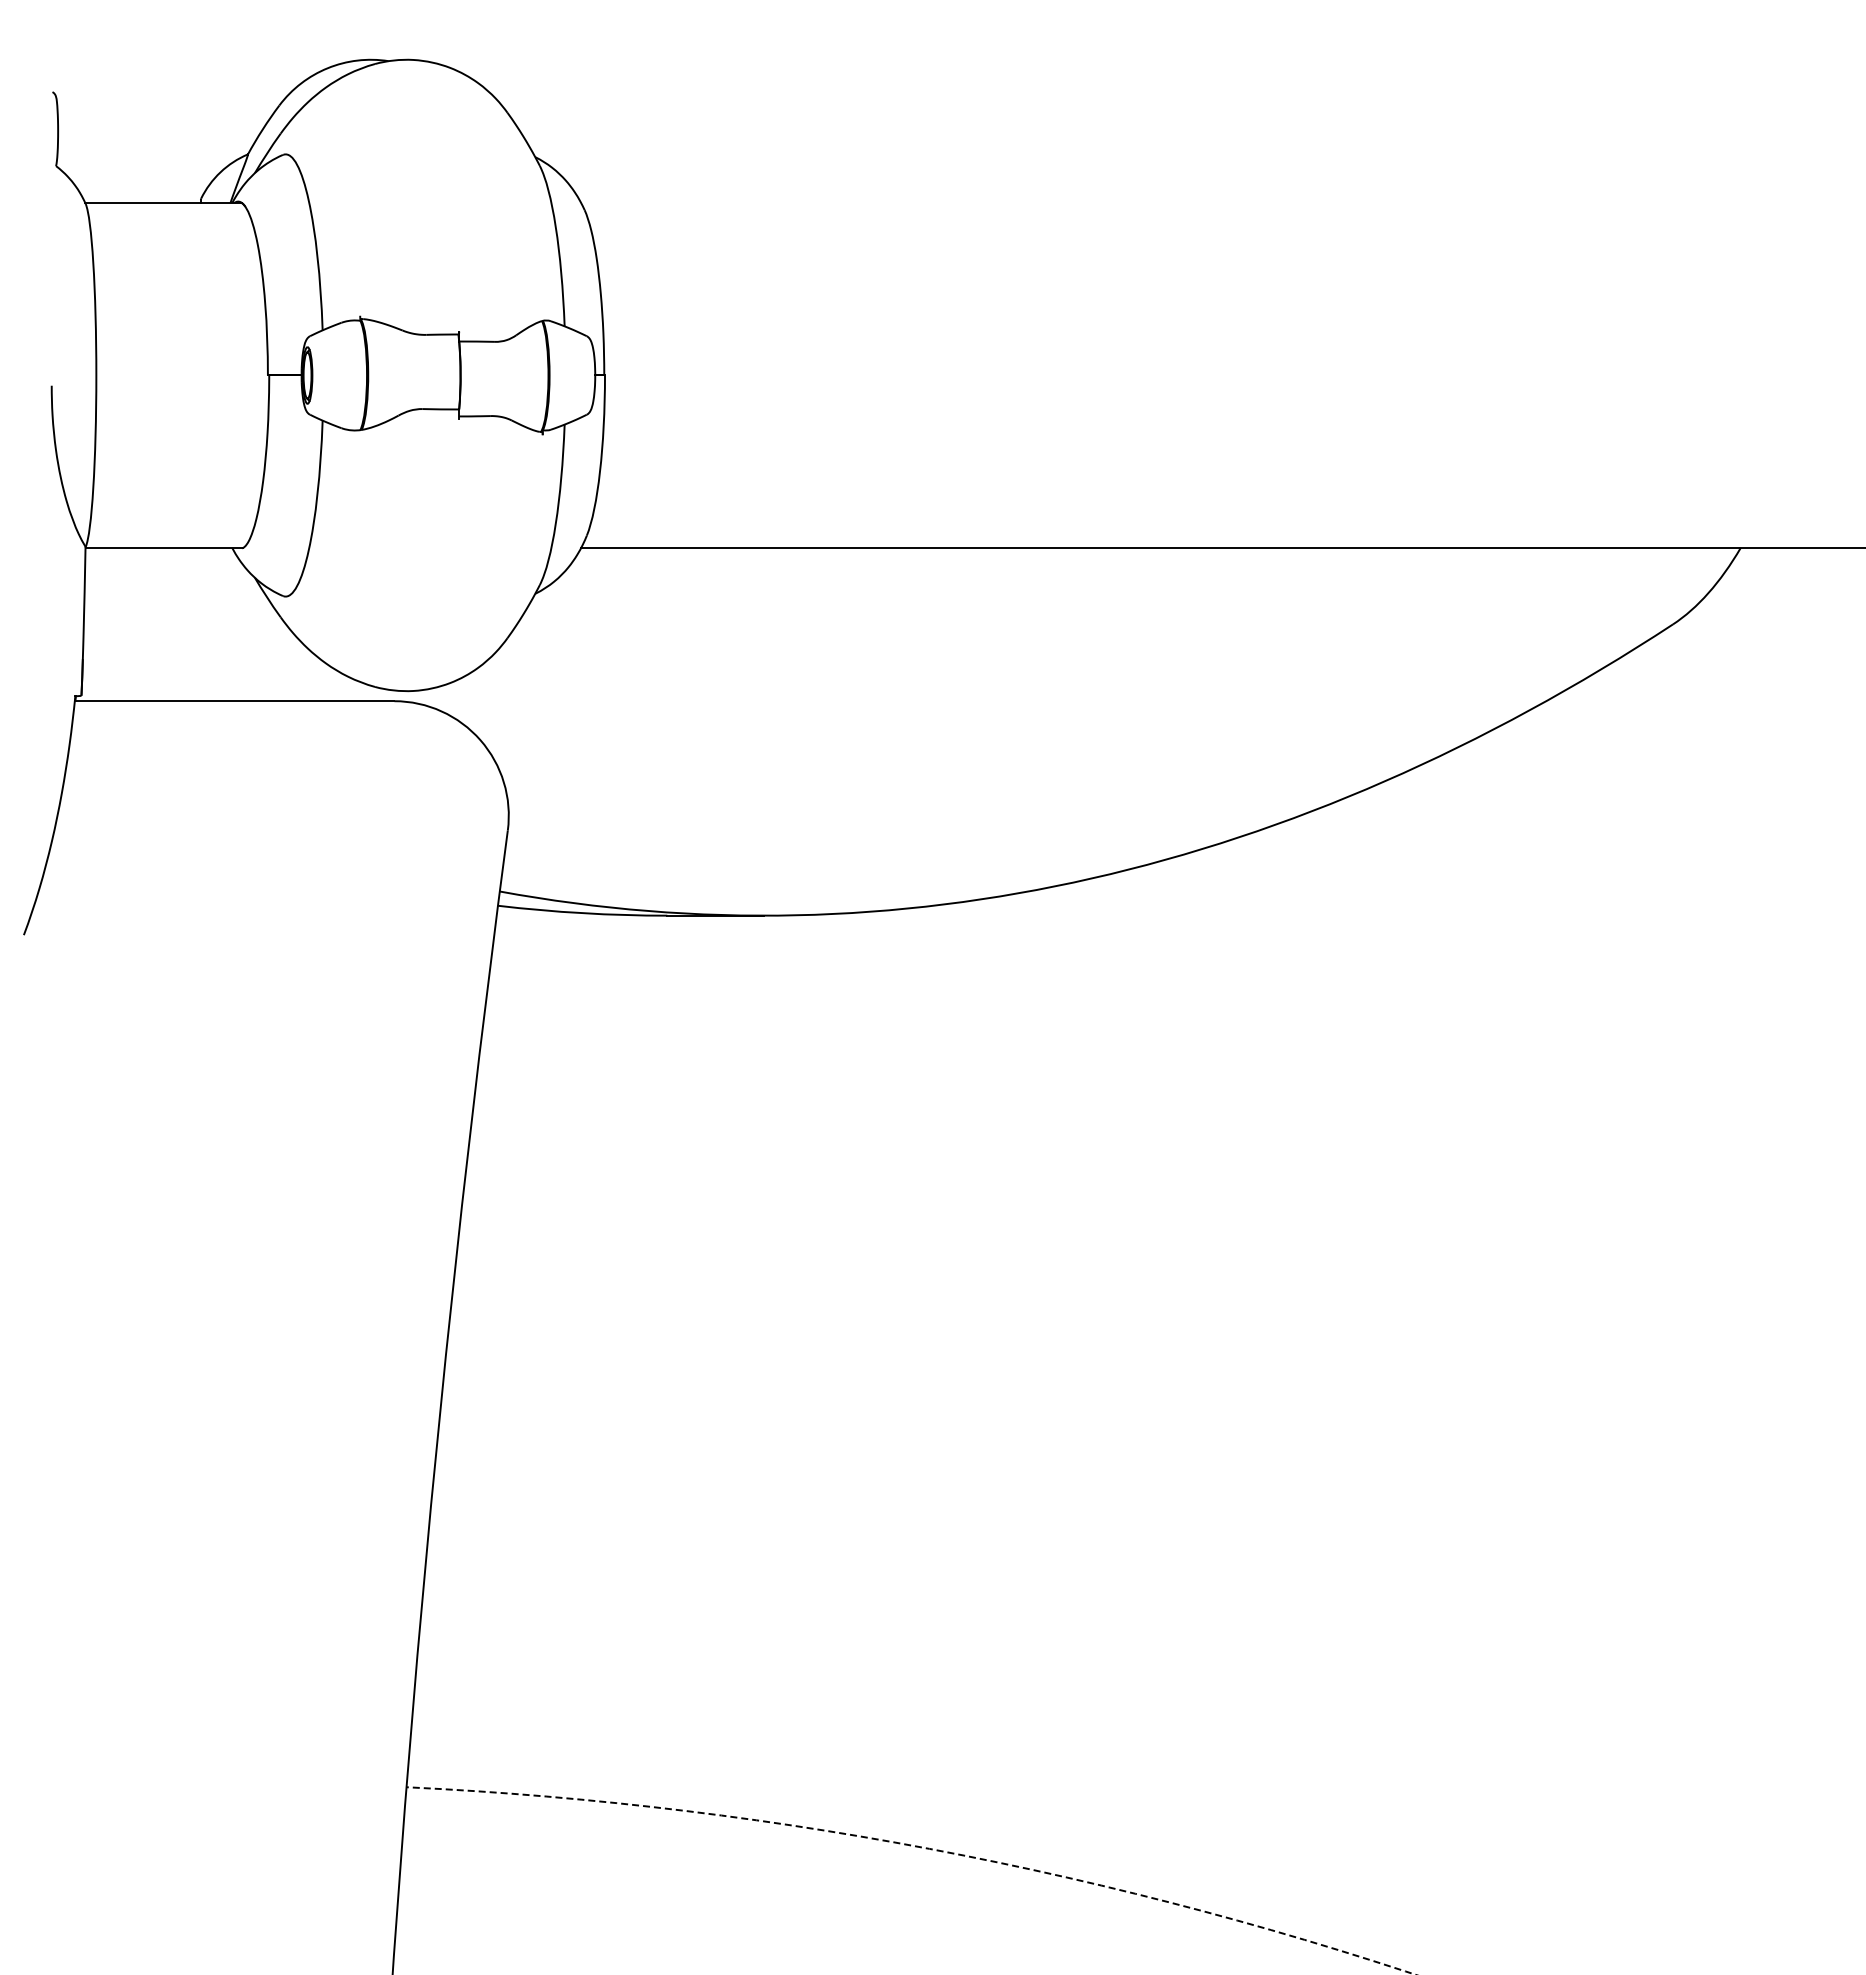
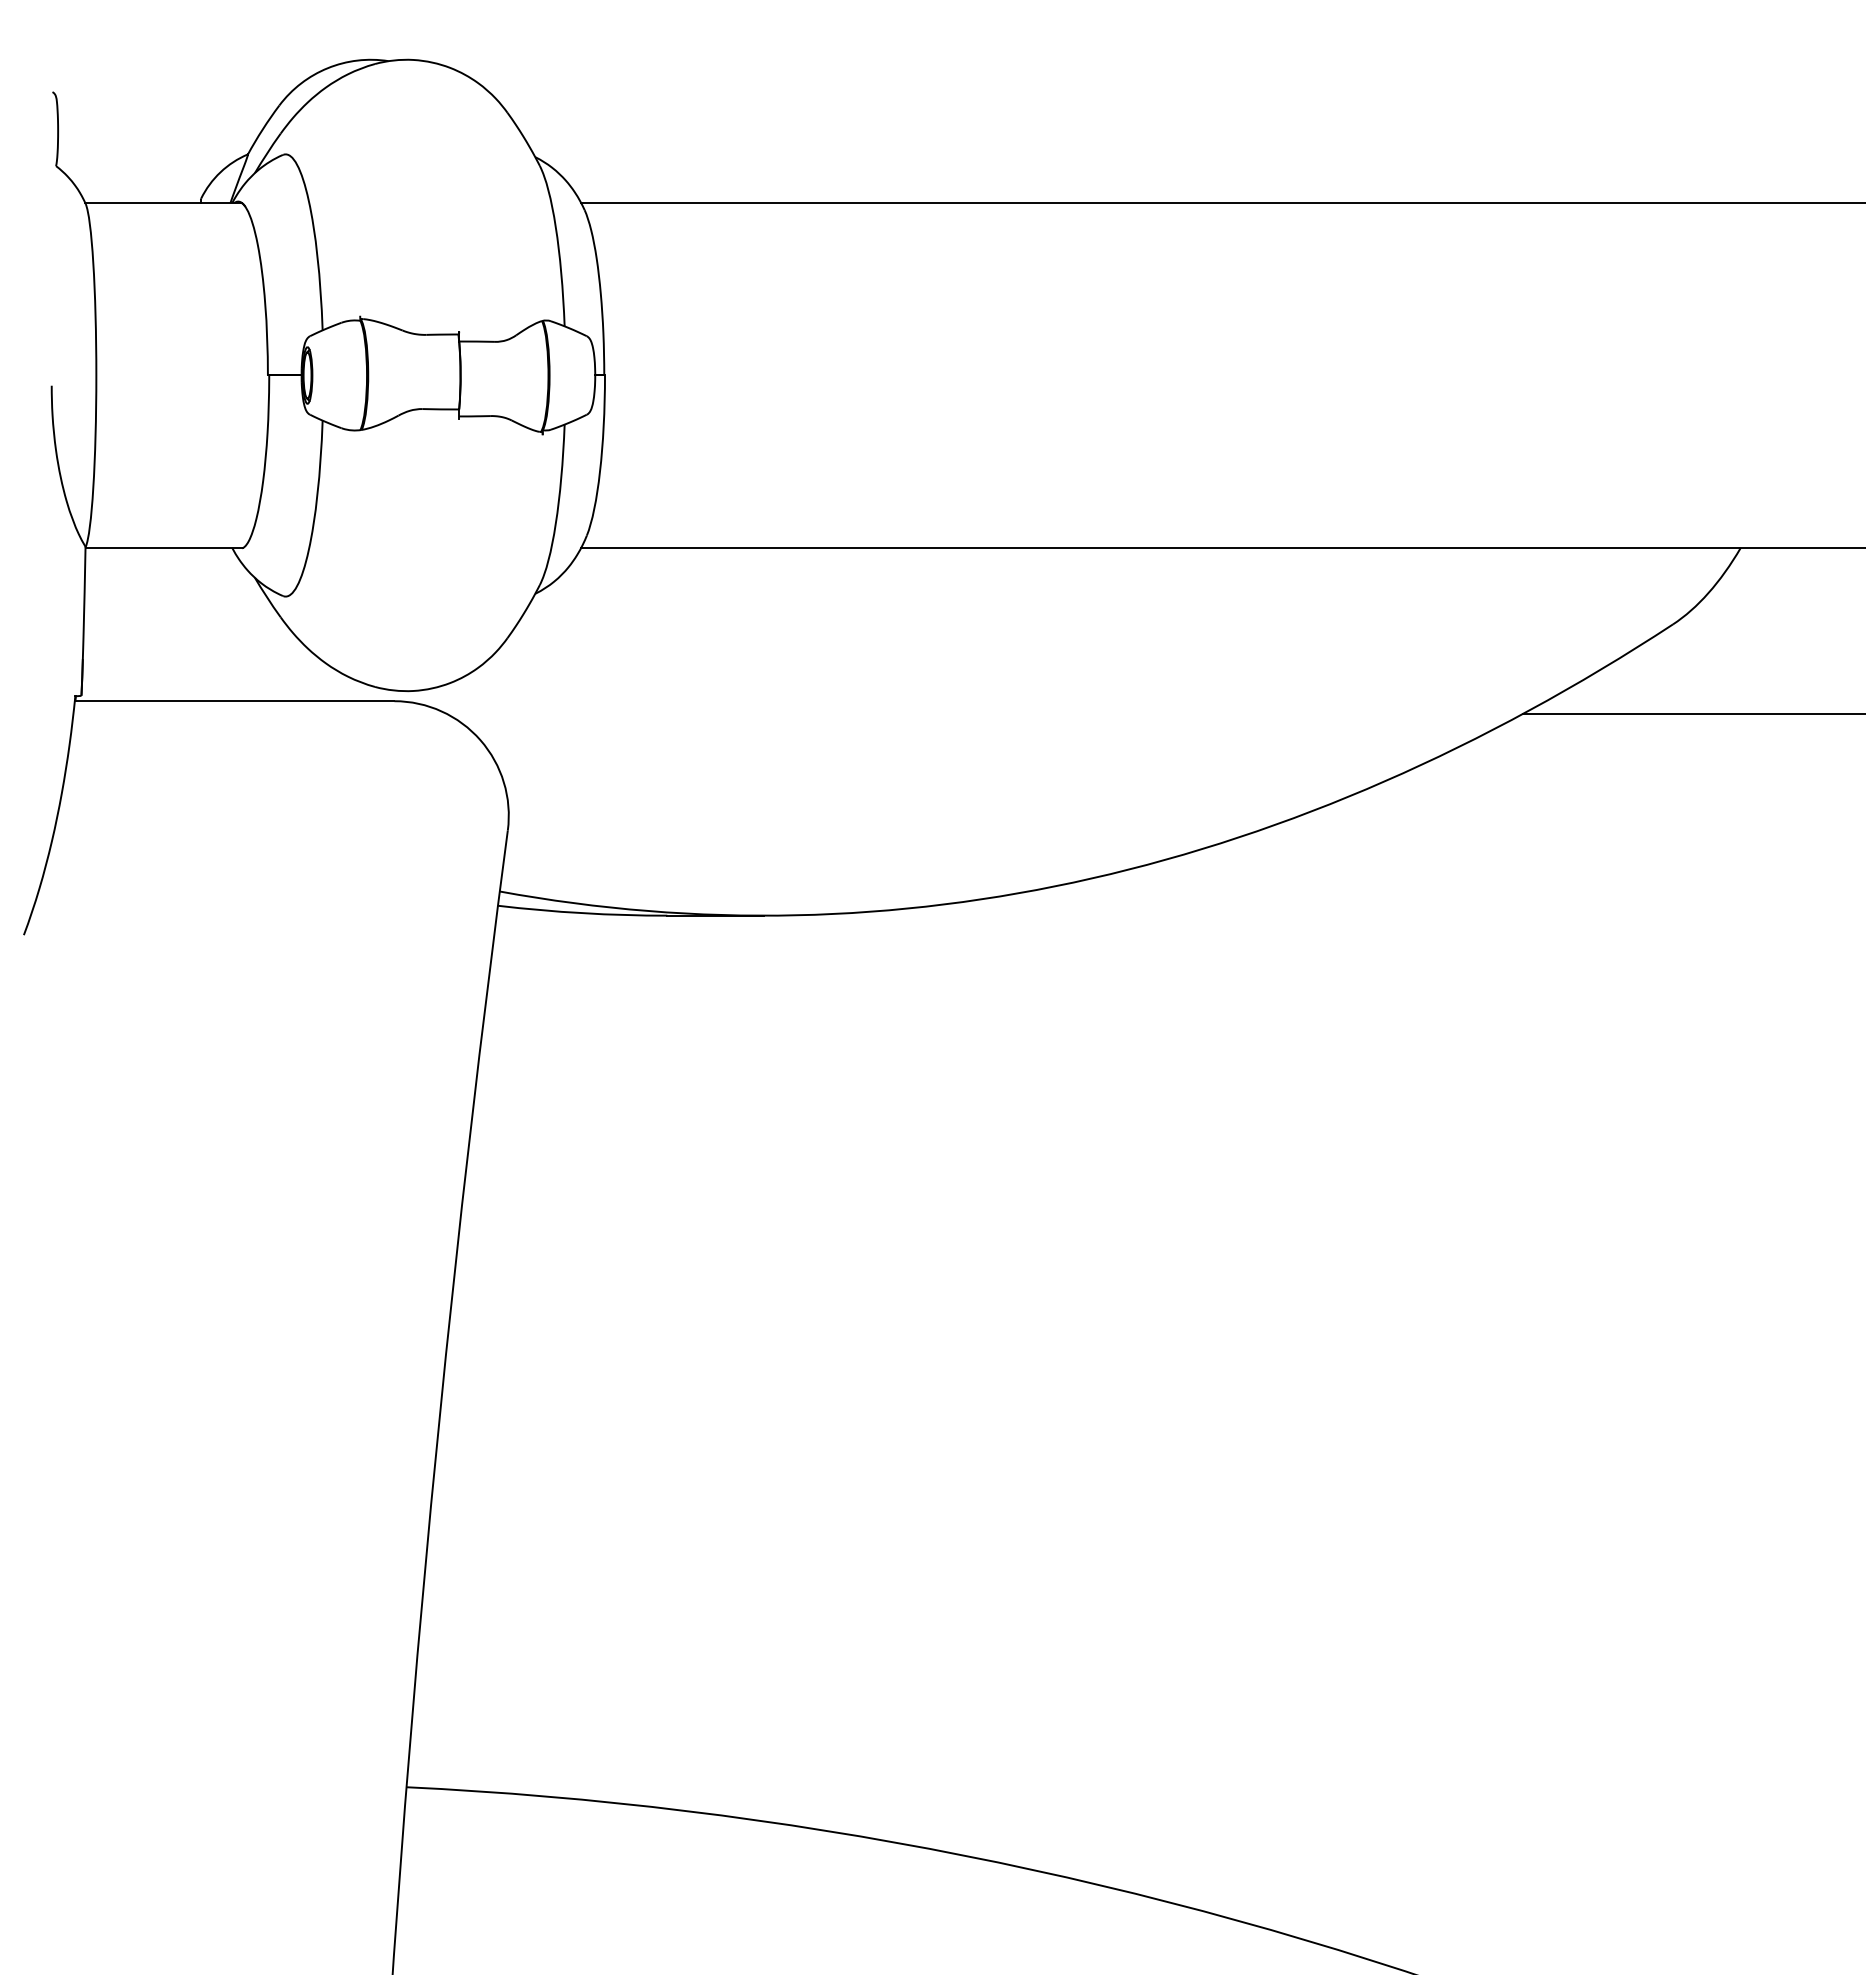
line: none -> present (1221, 203)
line: none -> present (1692, 713)
arc: dashed -> solid (918, 1846)
